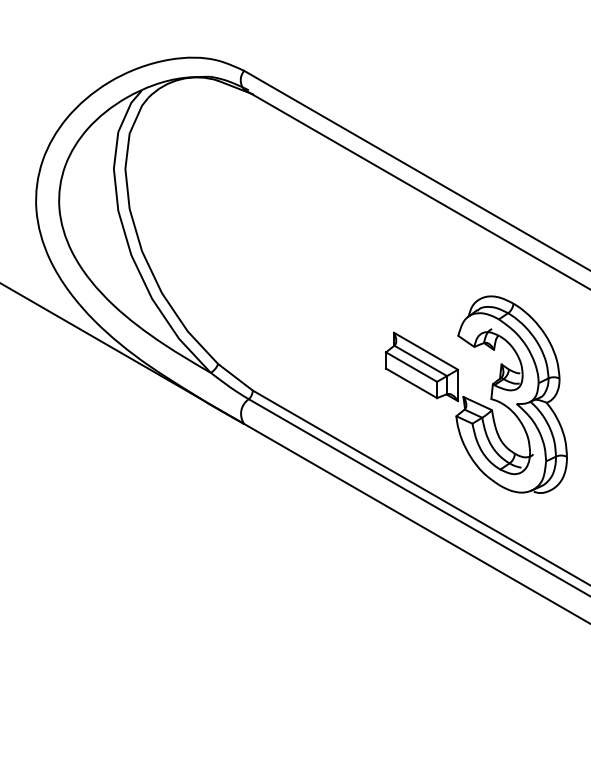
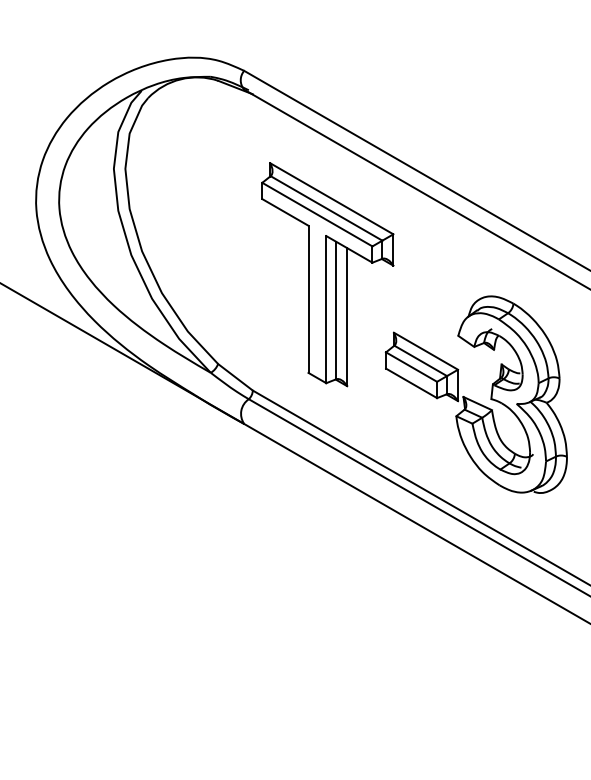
part: none -> present (327, 274)
